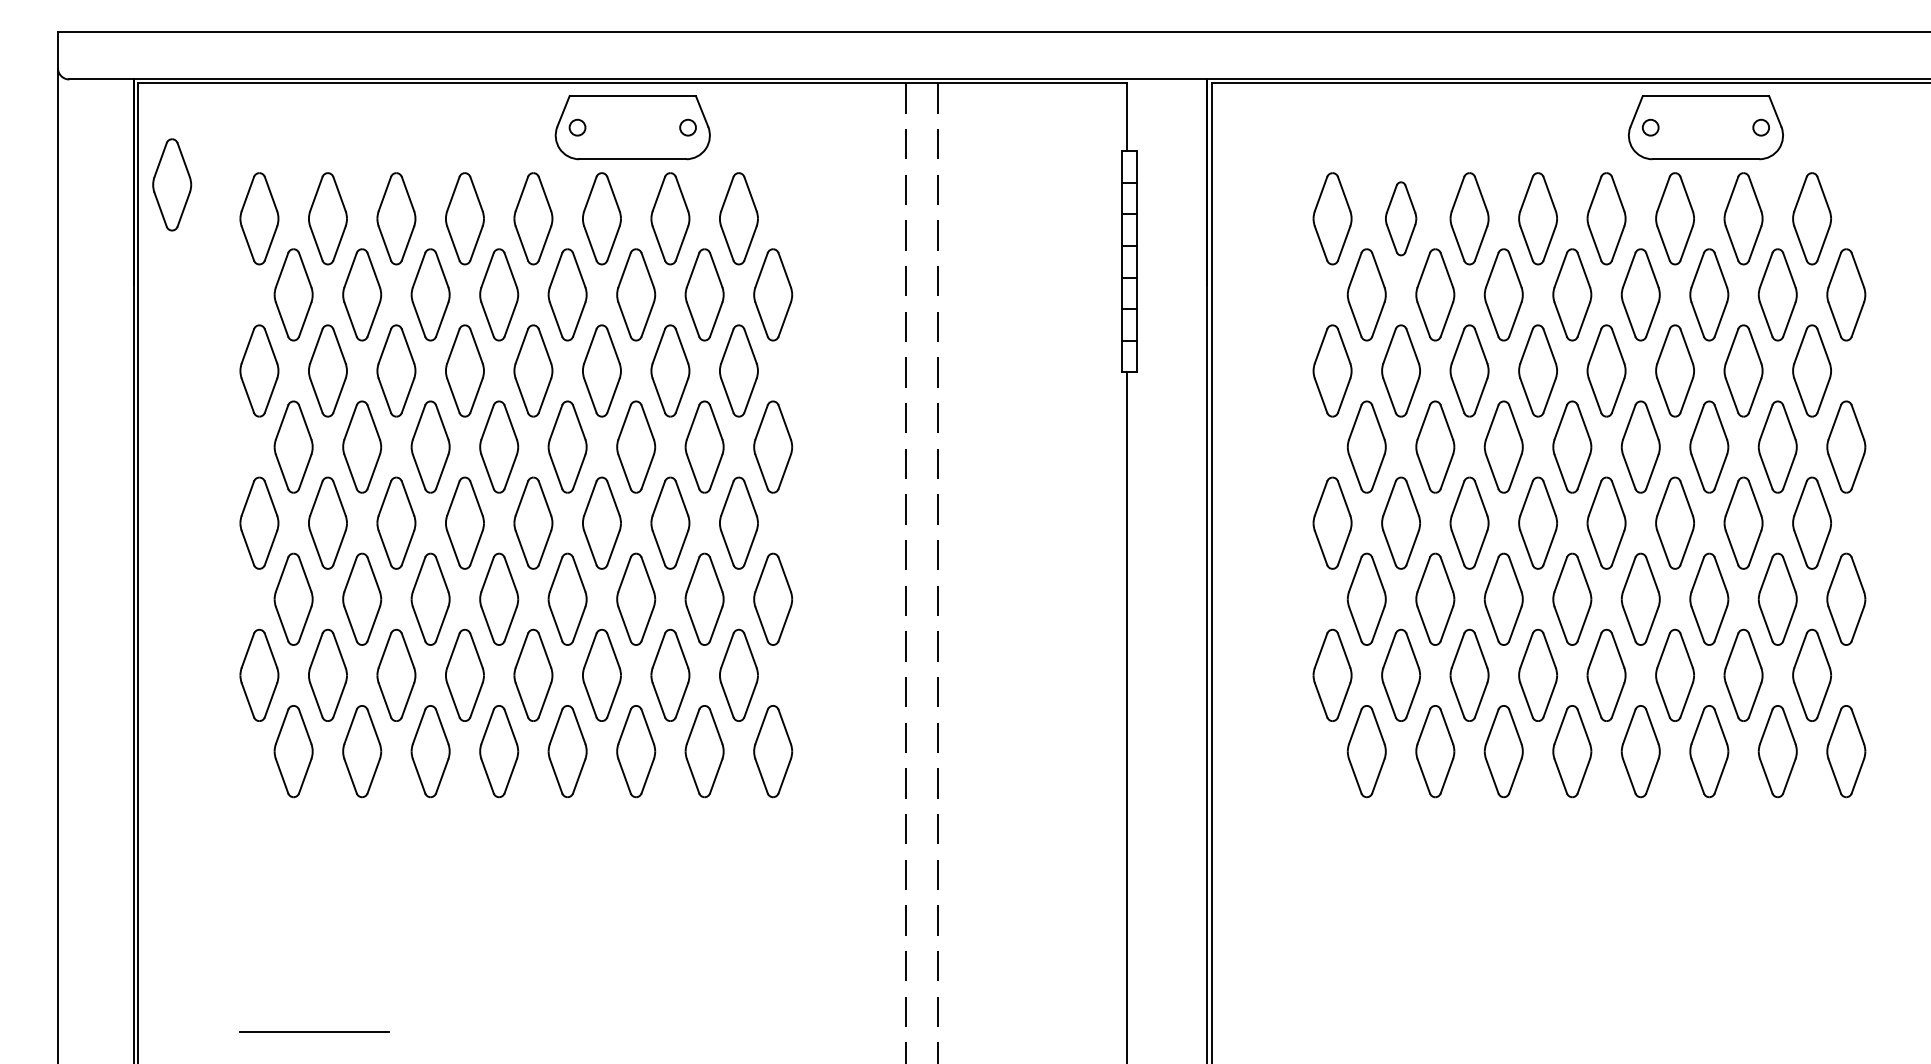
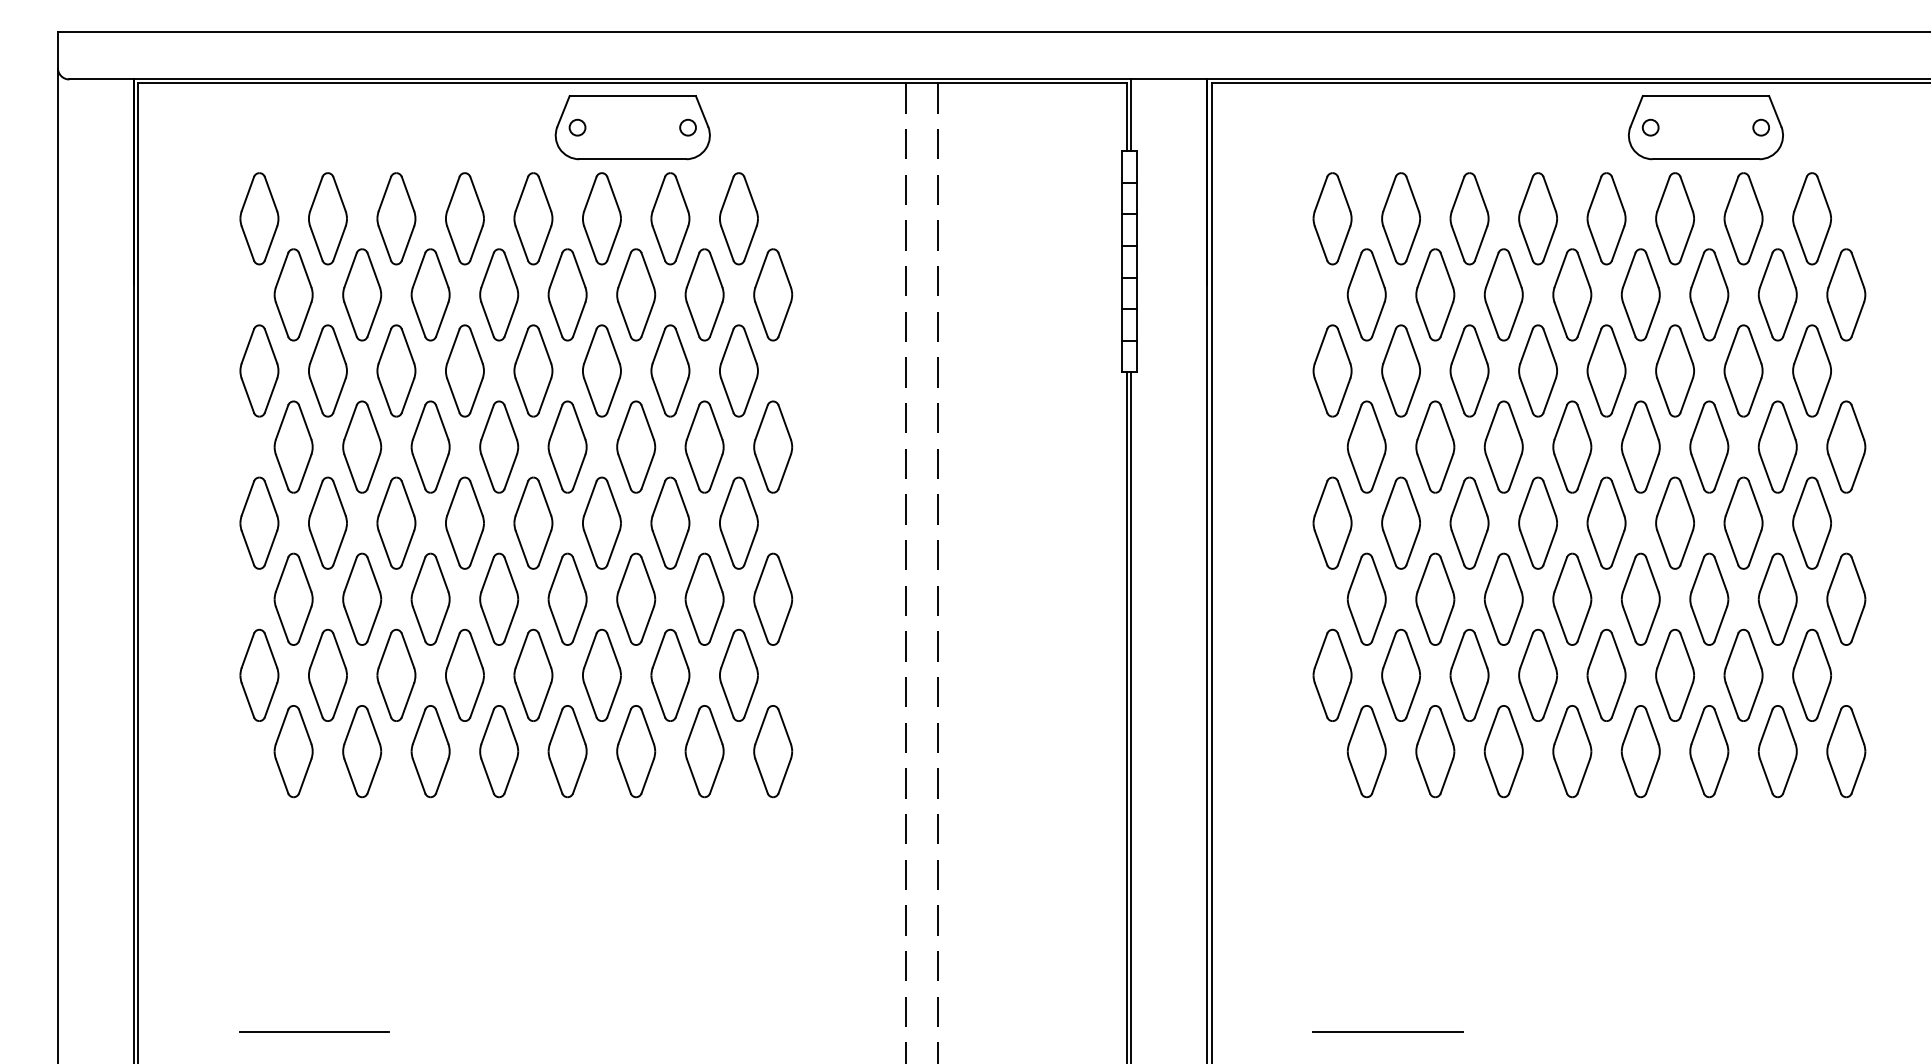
line: none -> present (1131, 115)
part: present -> none (172, 184)
part size: 33x76 px -> 40x94 px (1400, 218)
line: none -> present (1131, 716)
line: none -> present (1387, 1031)
